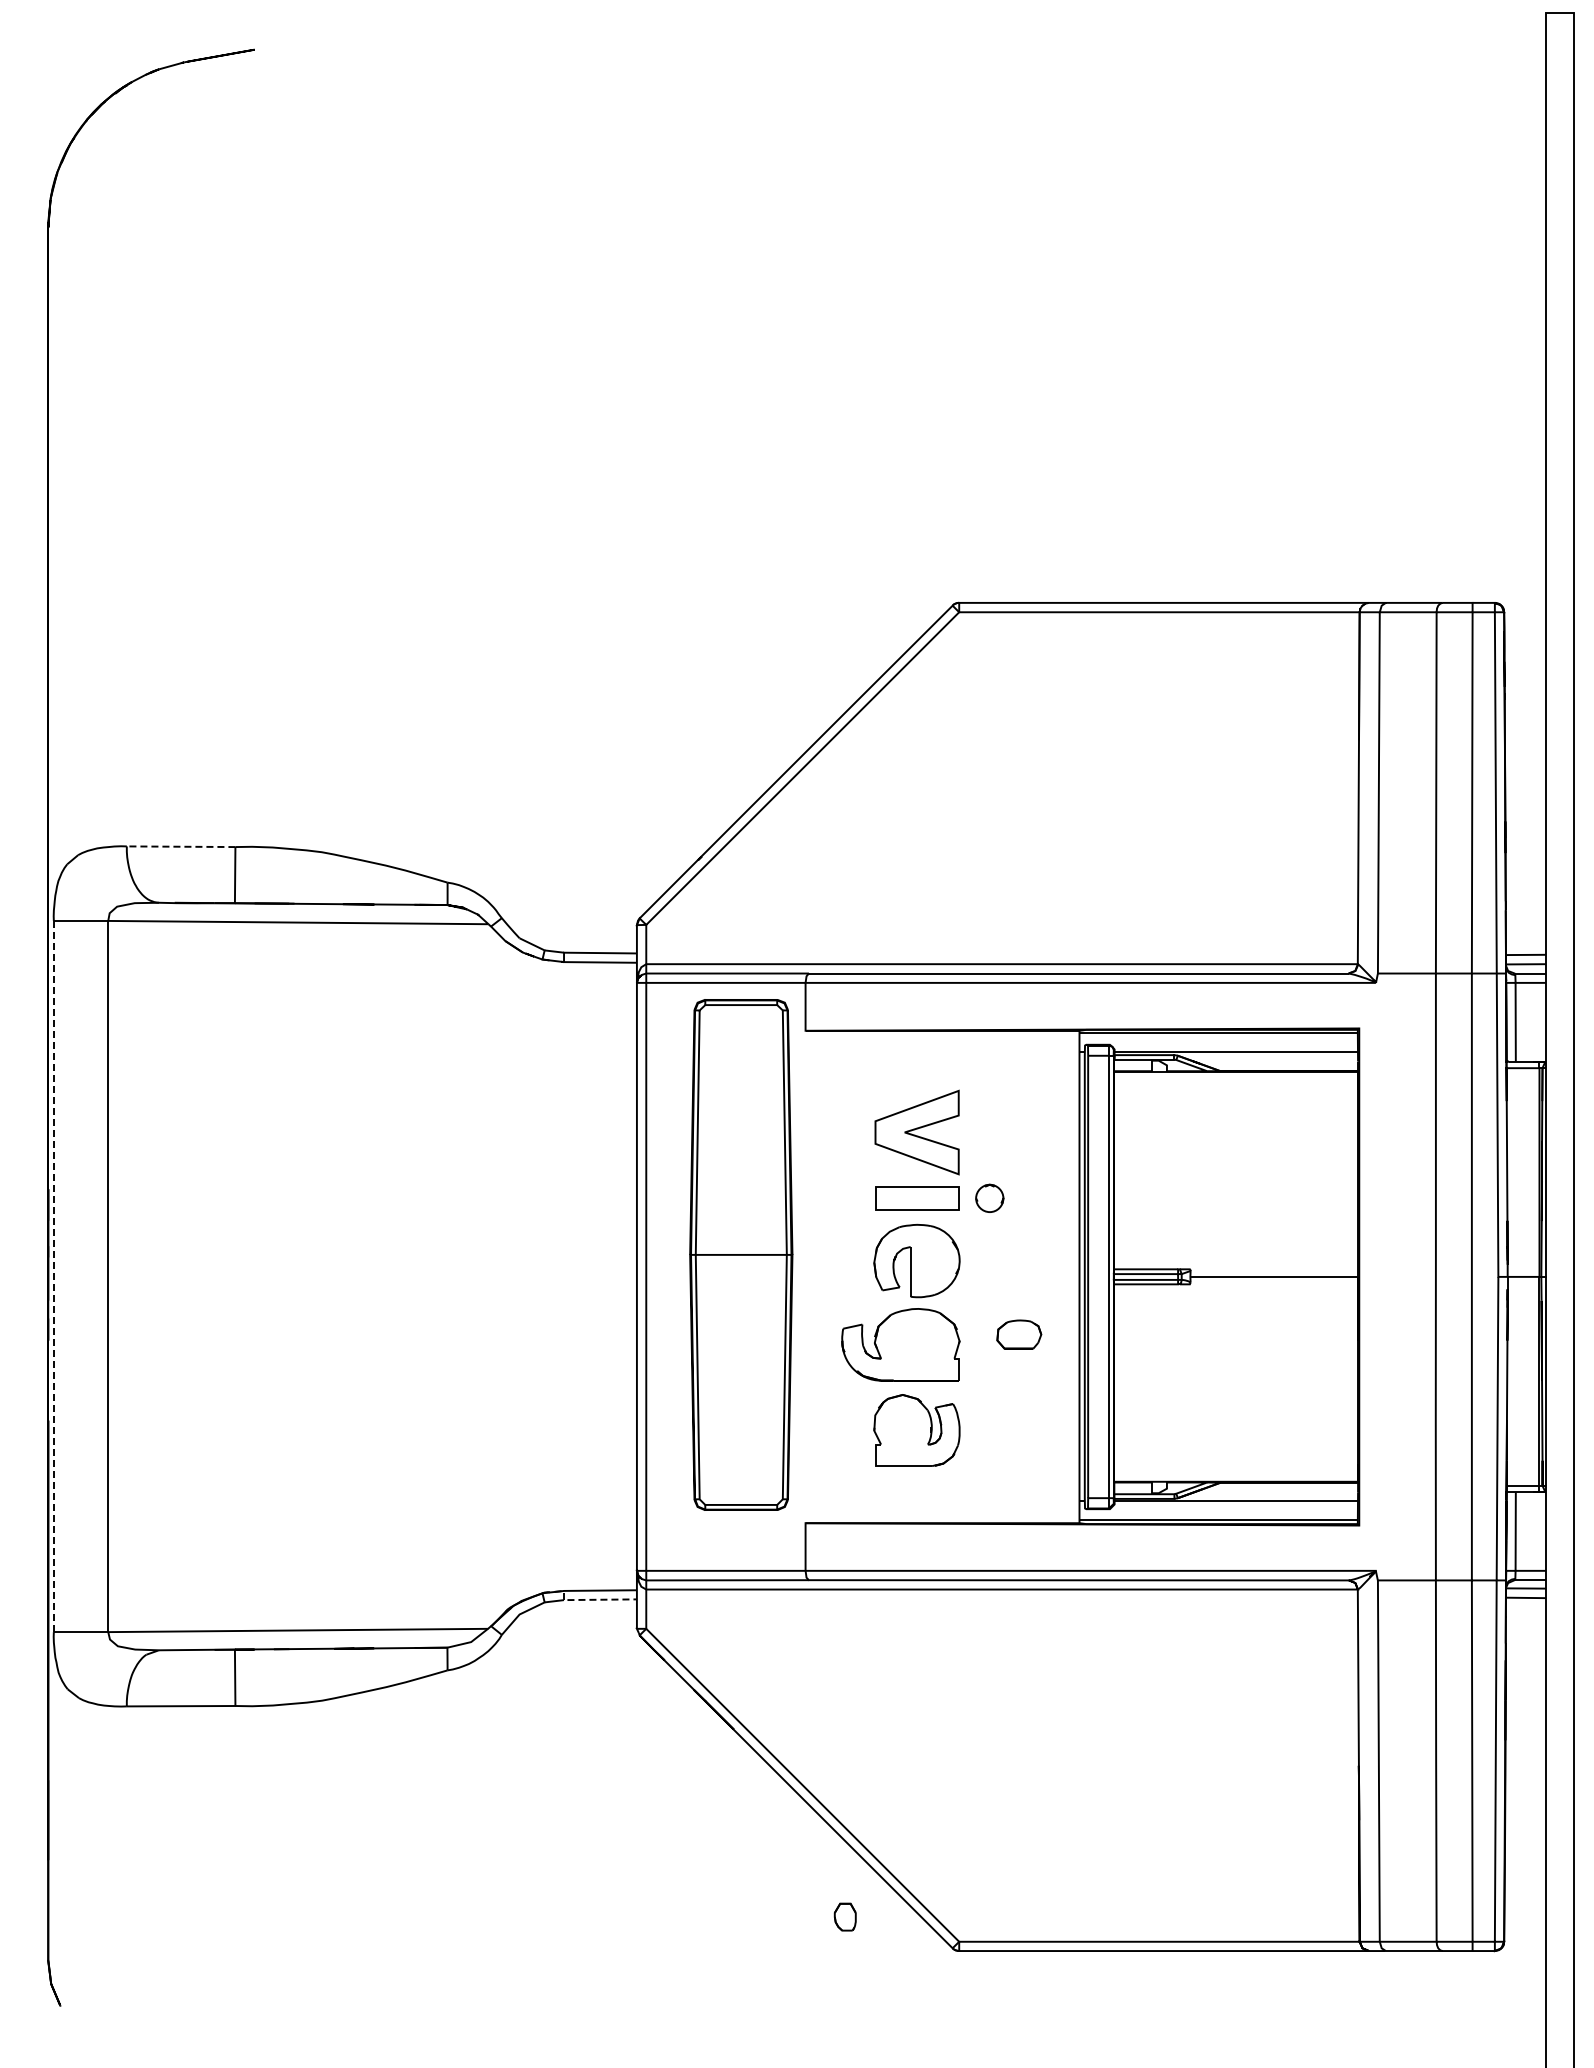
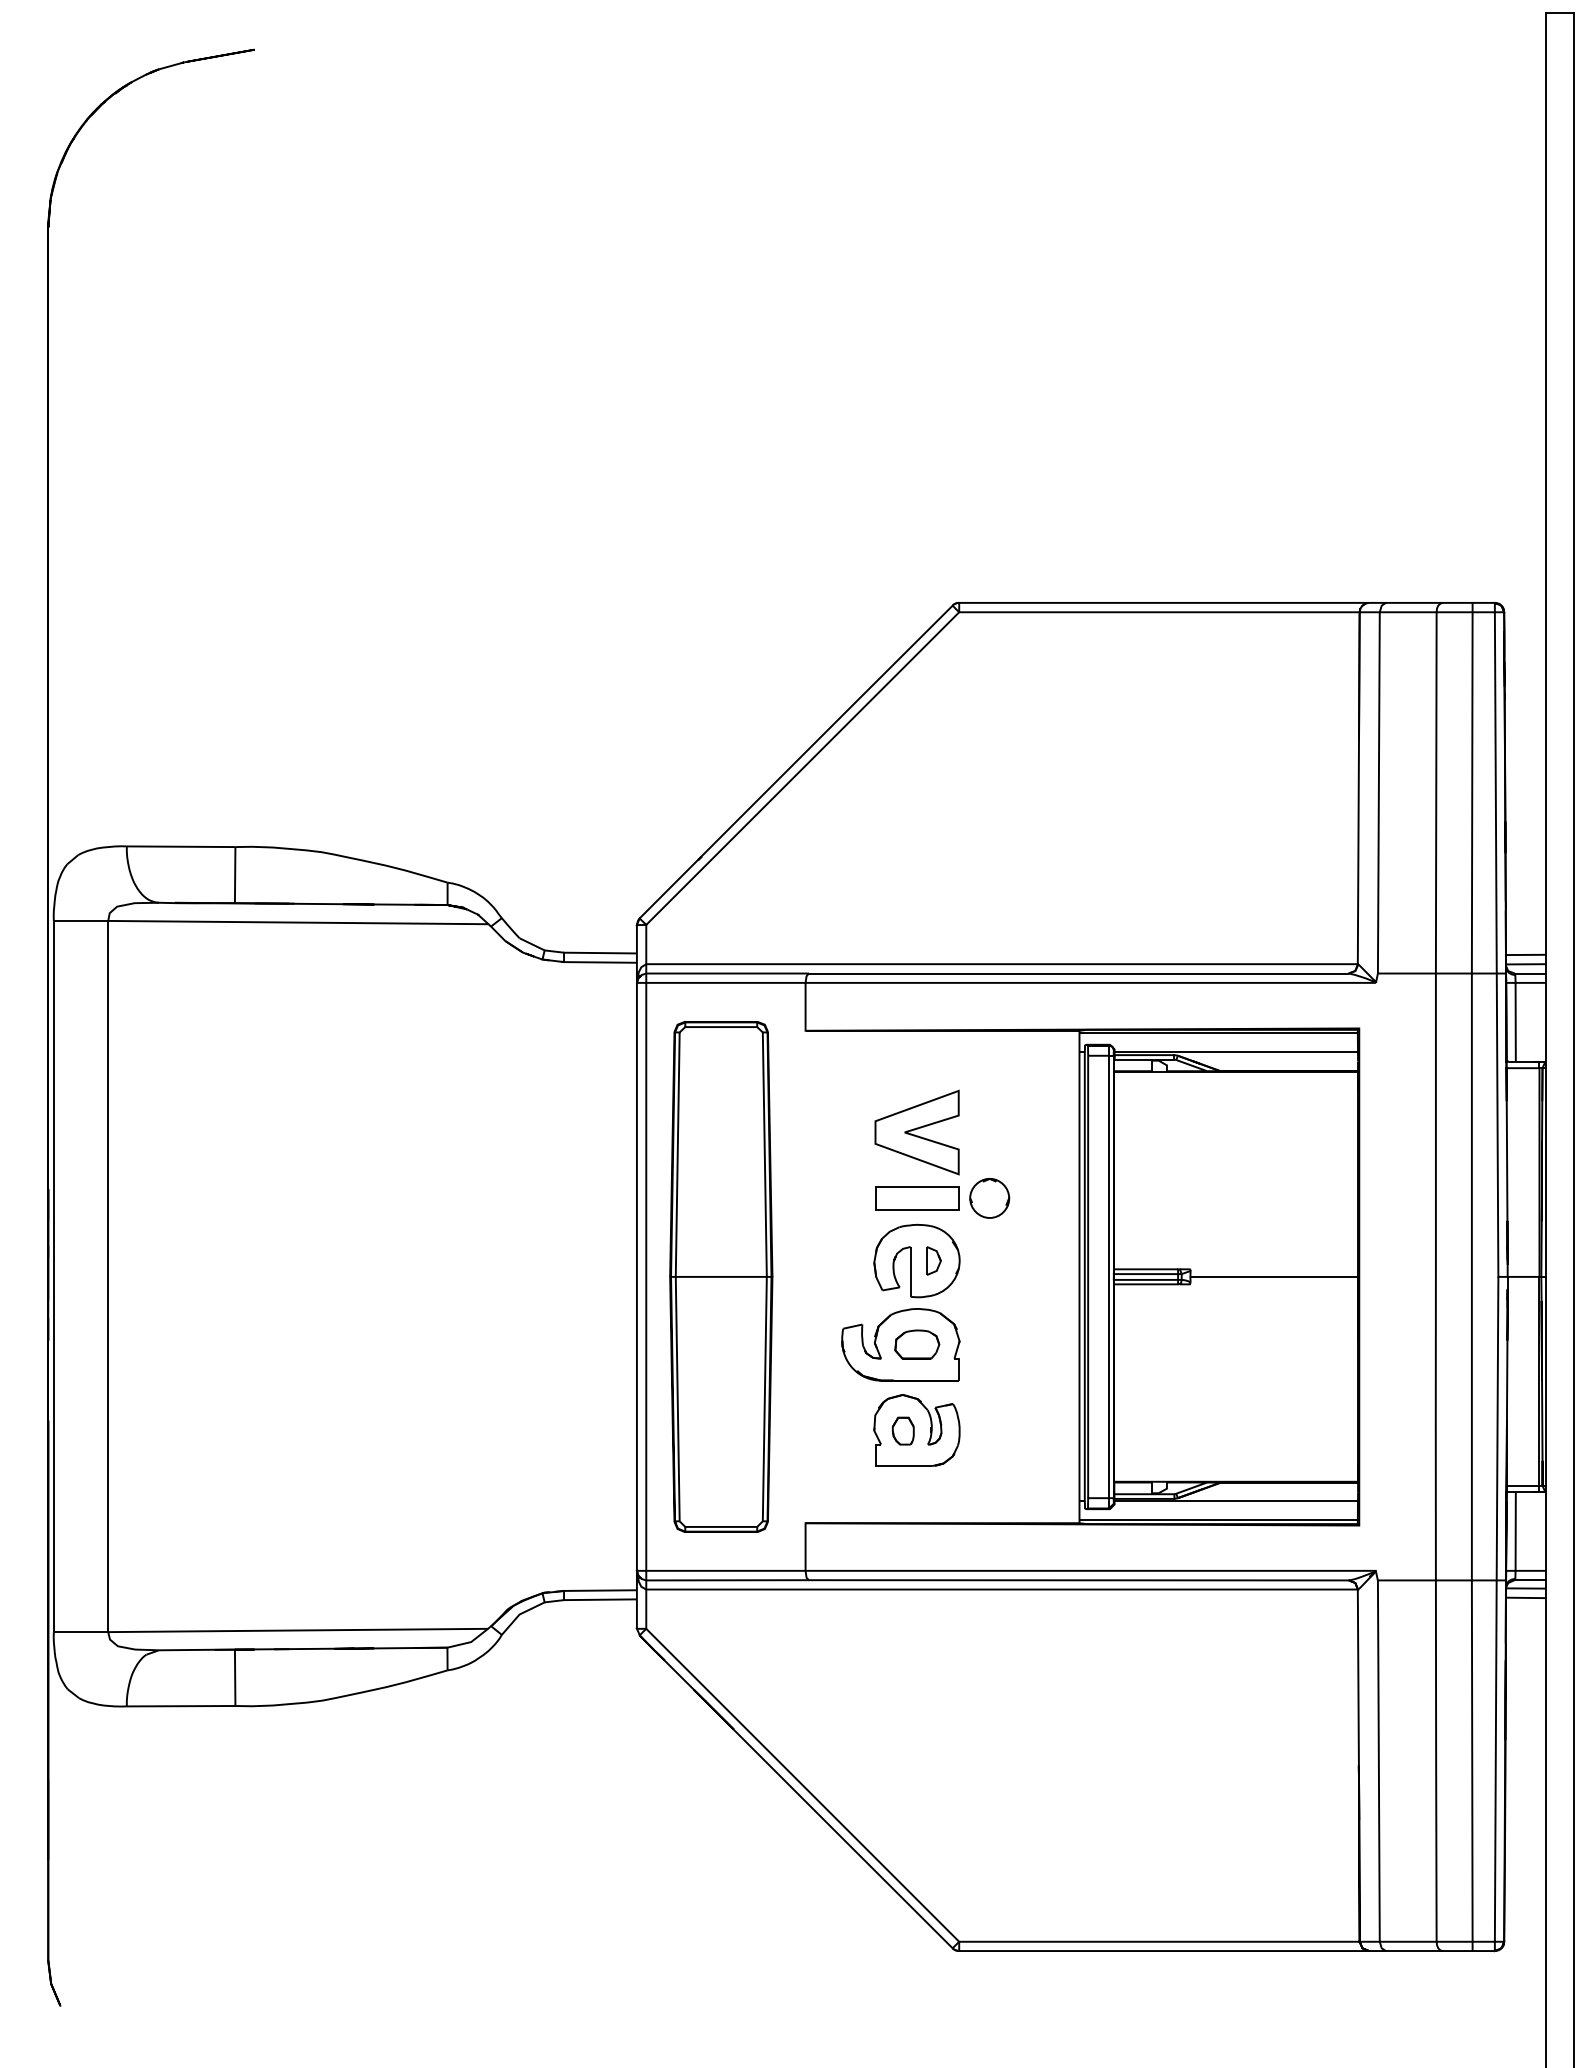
line: dashed -> solid (180, 846)
part size: 30x30 px -> 42x41 px (989, 1198)
part position: (741, 1254) -> (721, 1276) (721, 1276)
part: none -> present (933, 1260)
line: dashed -> solid (53, 1276)
part position: (1019, 1334) -> (917, 1344) (917, 1344)
line: dashed -> solid (589, 1599)
part position: (844, 1916) -> (902, 1430) (902, 1430)
